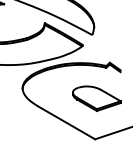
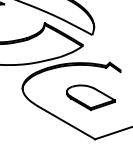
part position: (96, 98) -> (90, 97) (90, 97)
